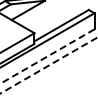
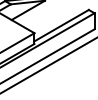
line: dashed -> solid (46, 56)
line: dashed -> solid (48, 65)
